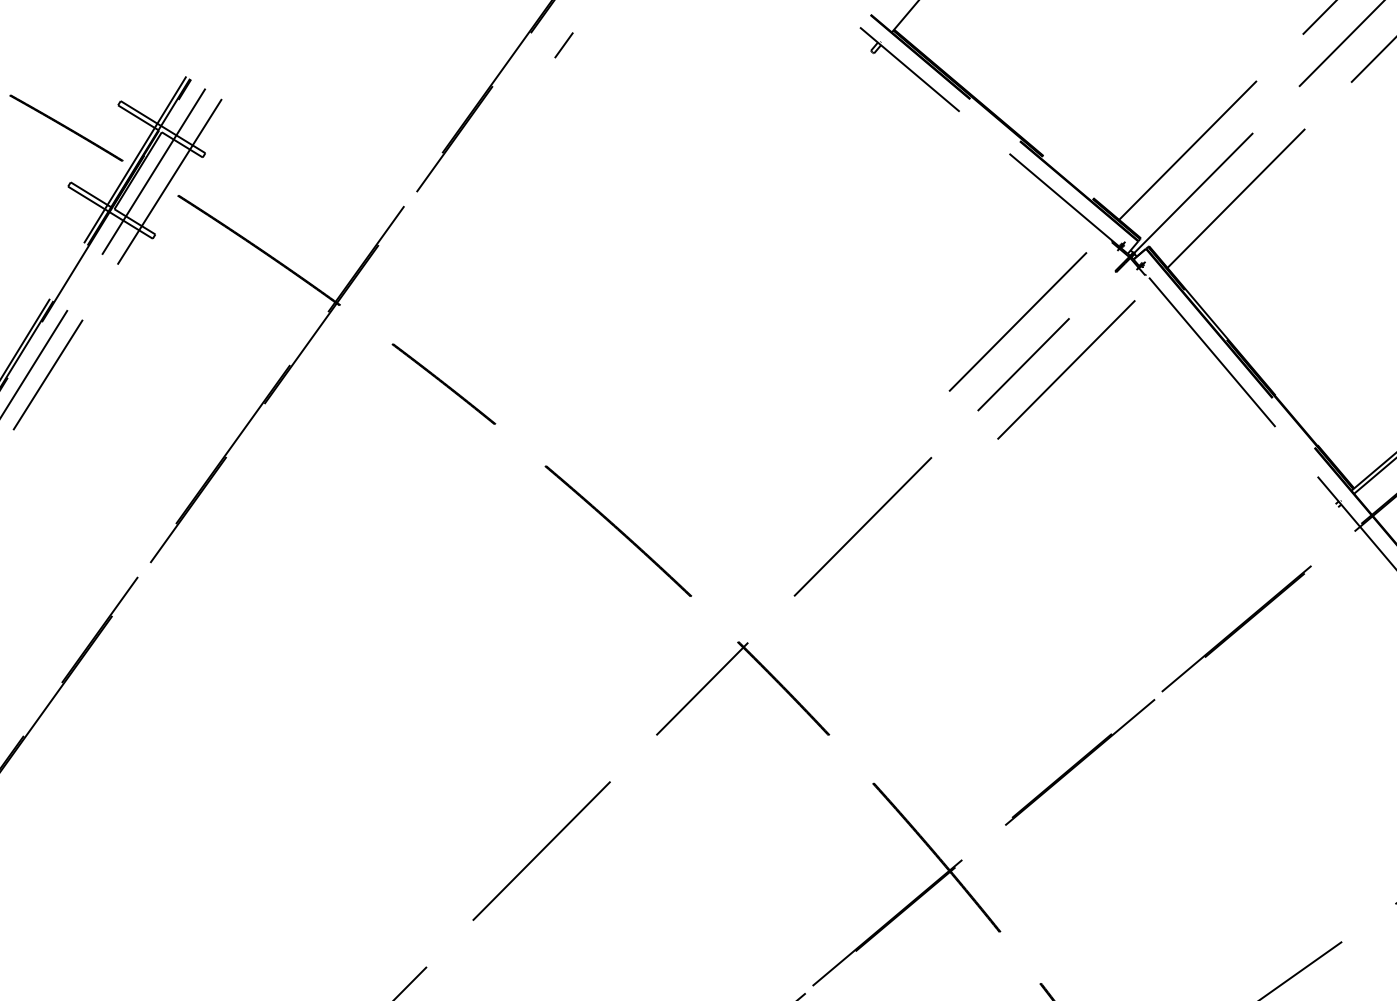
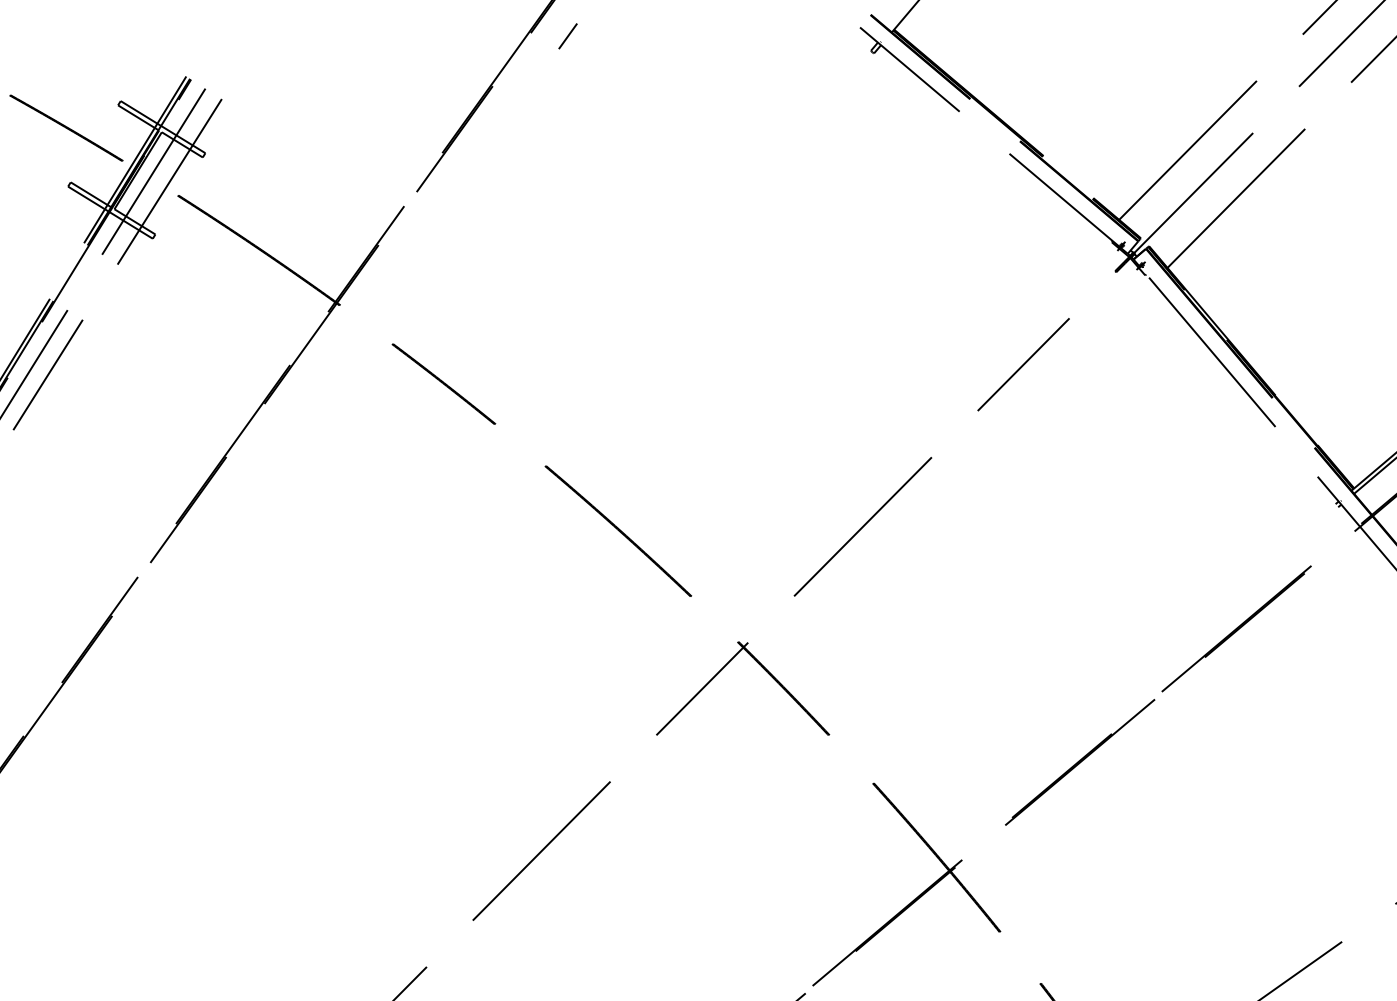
line position: (563, 45) -> (567, 36) (567, 36)
line: present -> none (1026, 312)
line: present -> none (1075, 360)
